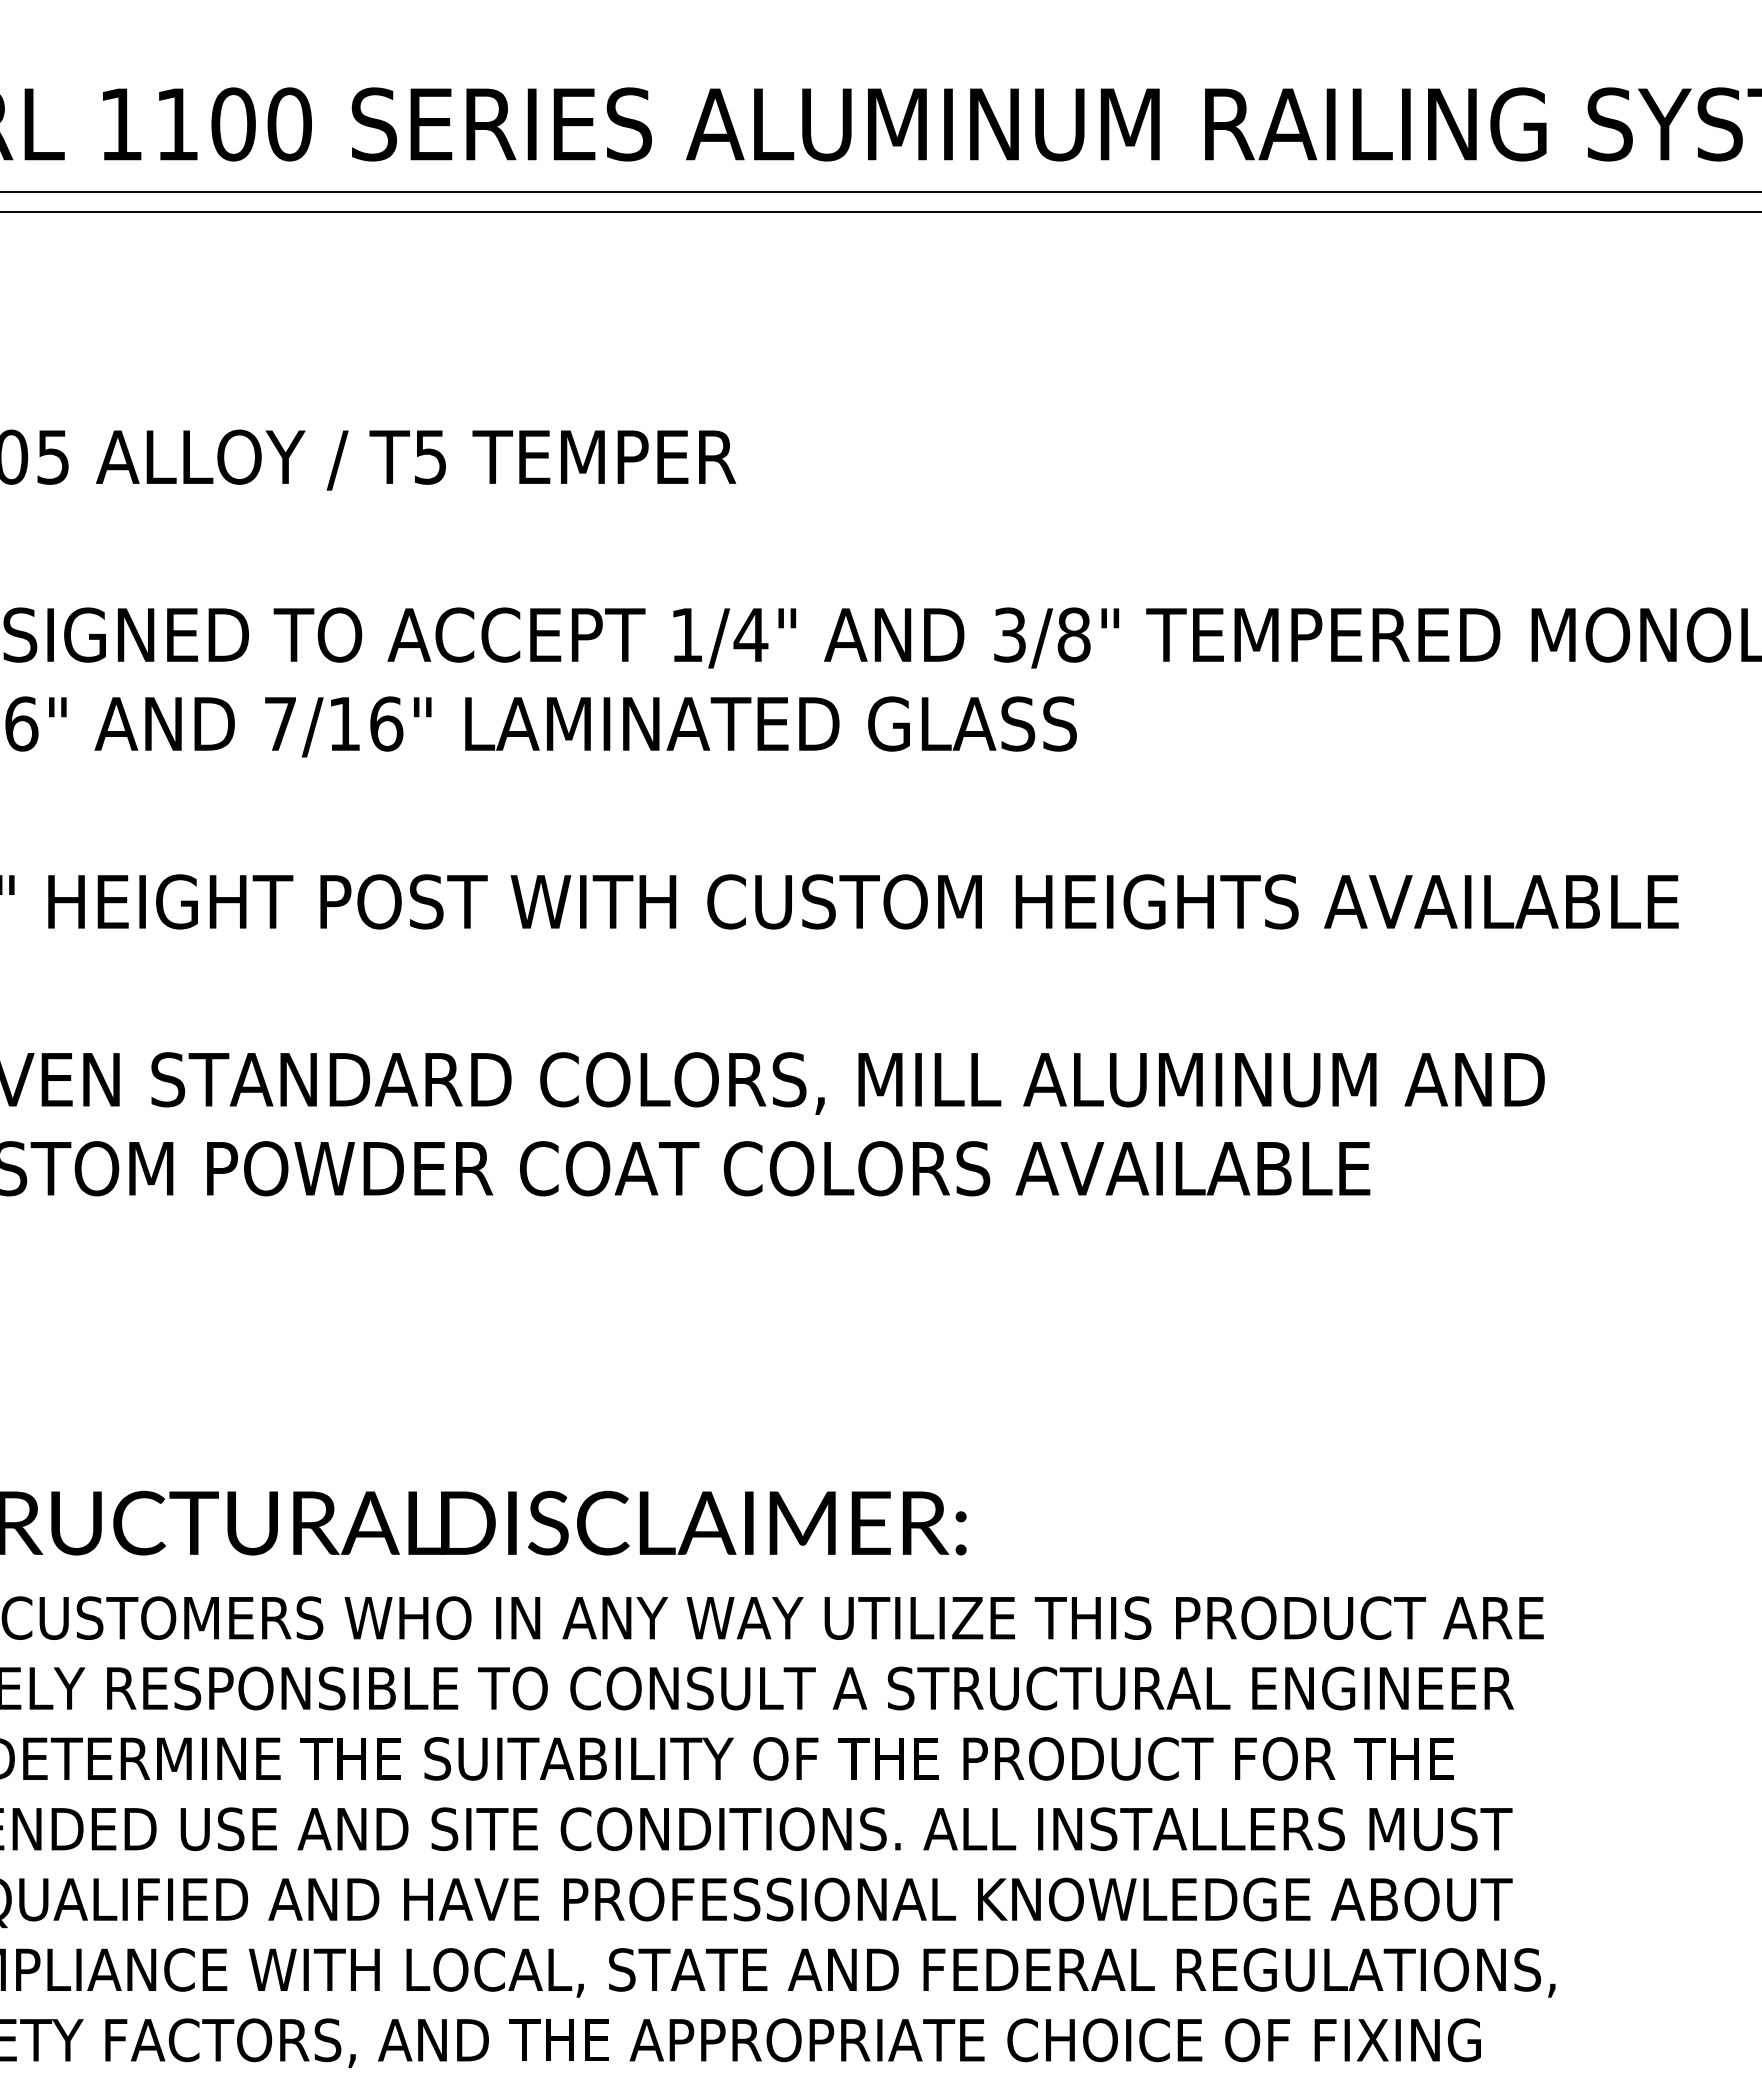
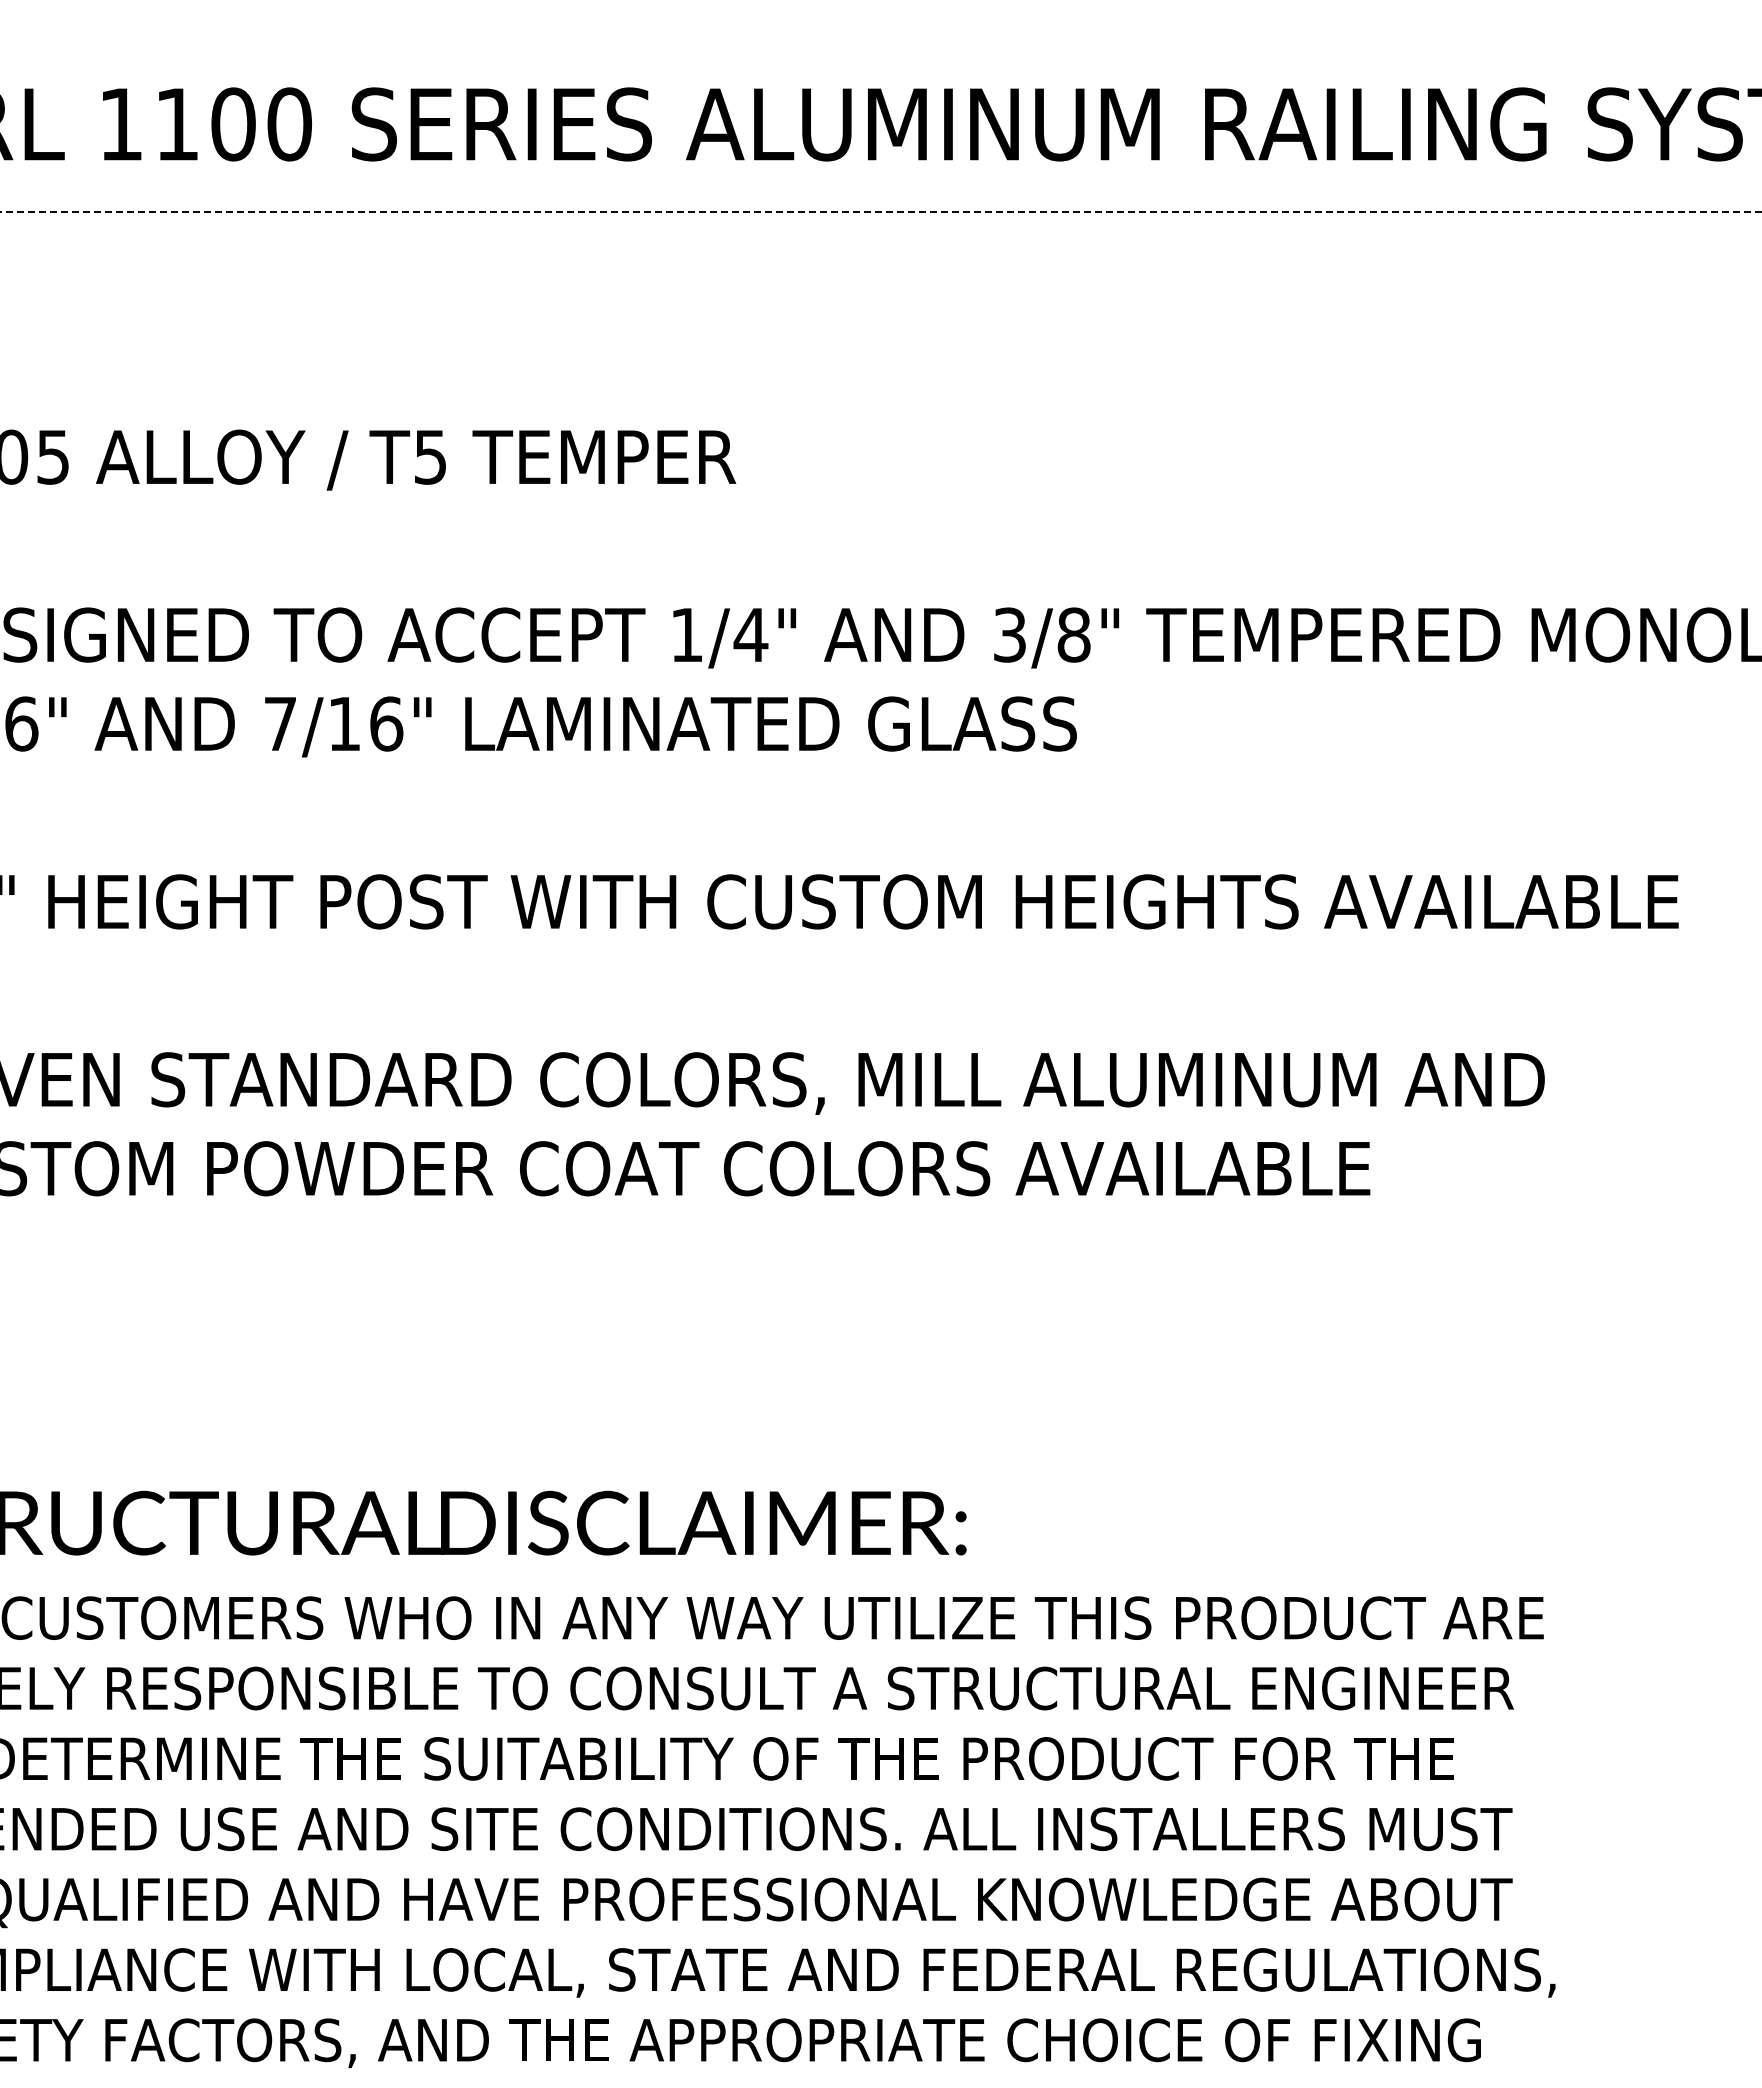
line: present -> none (880, 191)
line: solid -> dashed (881, 211)
